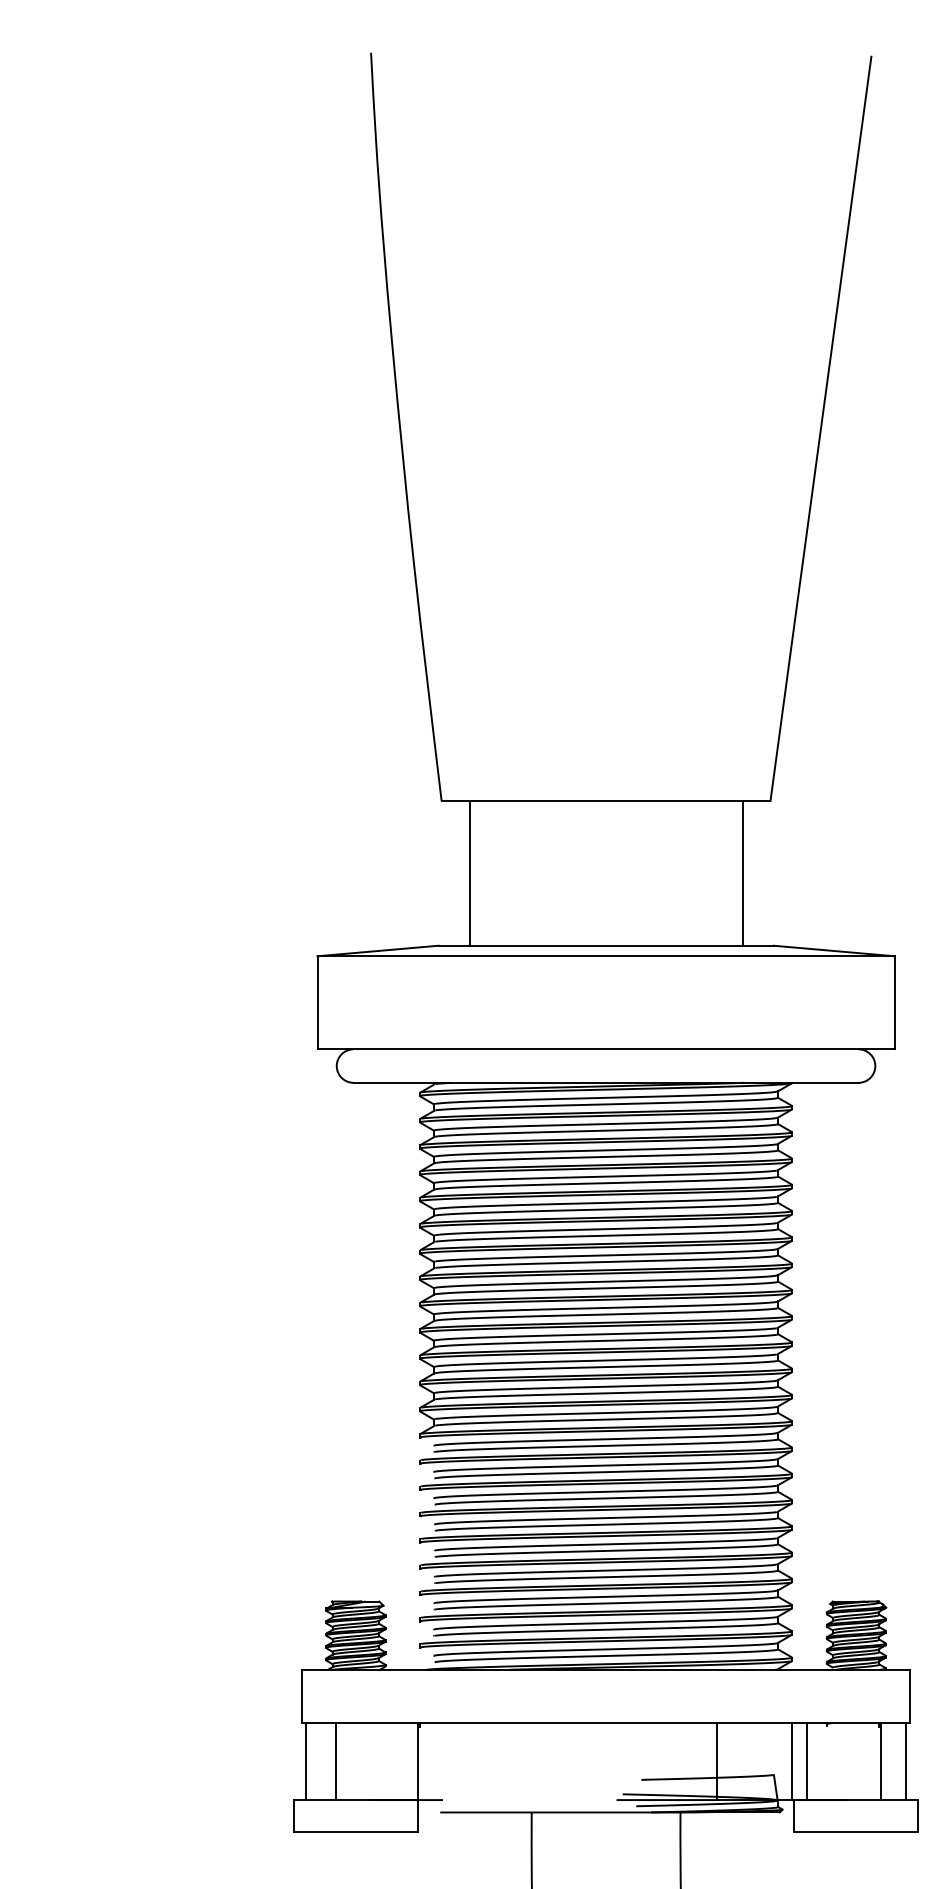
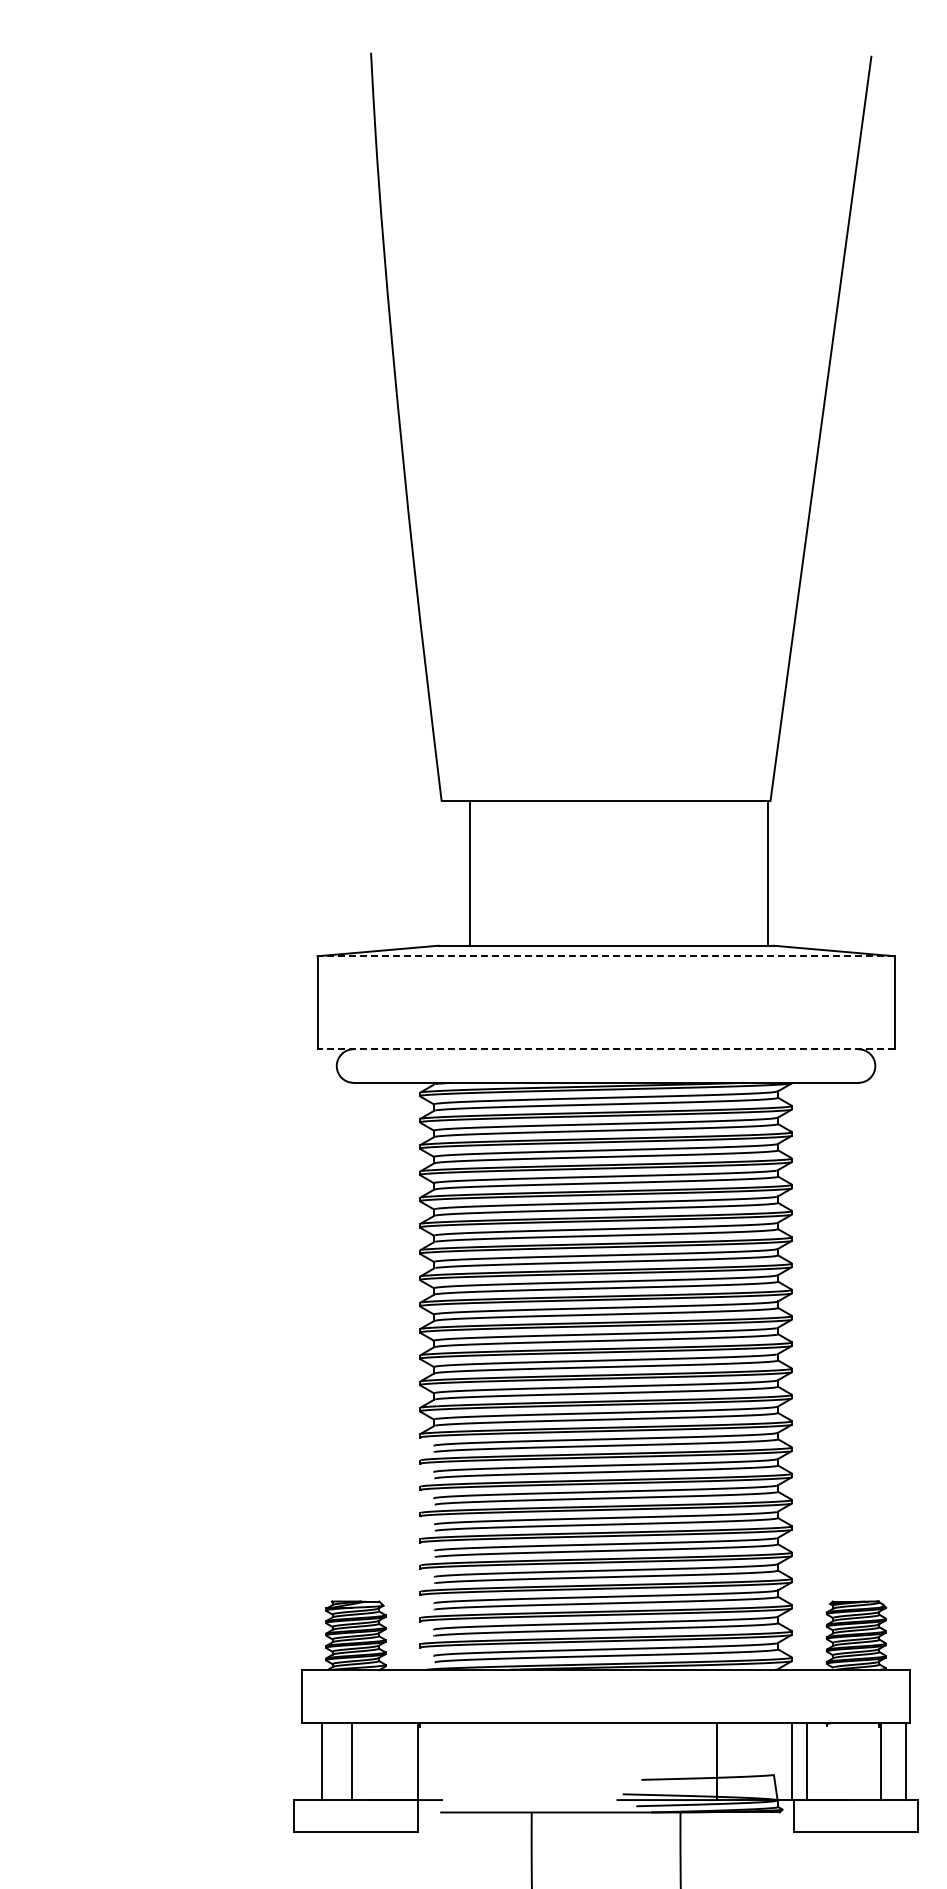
line position: (742, 873) -> (767, 873) (767, 873)
line: solid -> dashed (606, 956)
line: solid -> dashed (606, 1049)
line position: (306, 1761) -> (322, 1761) (322, 1761)
line position: (336, 1761) -> (352, 1761) (352, 1761)
